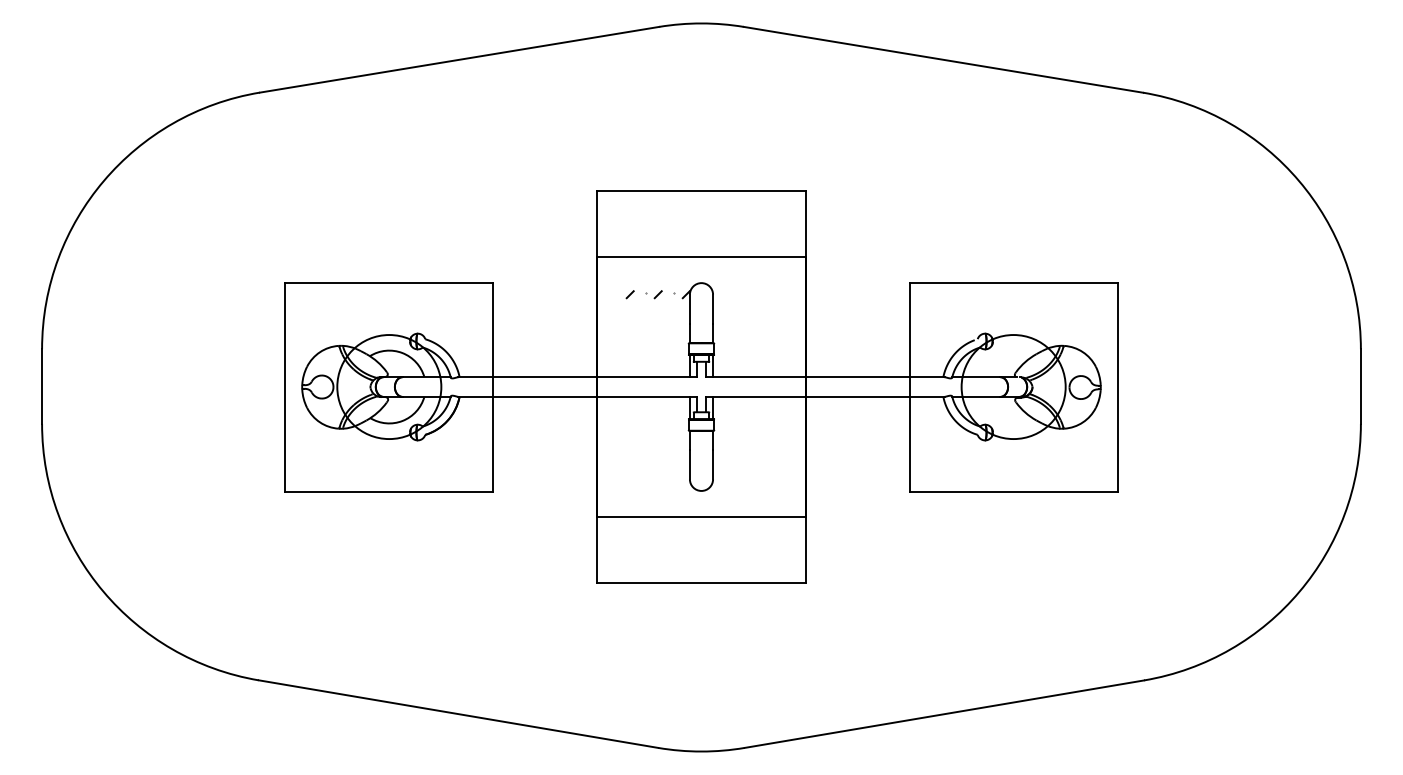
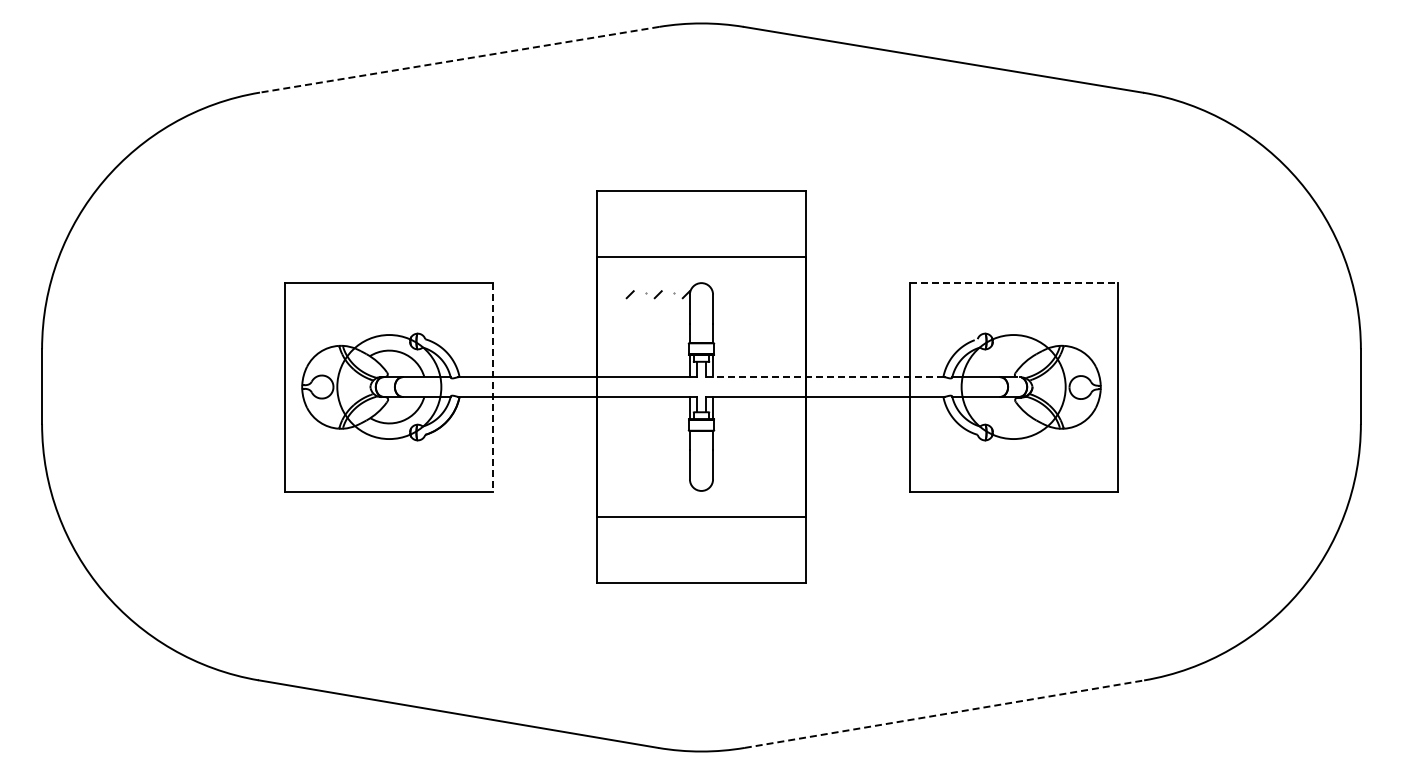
line: solid -> dashed (459, 59)
line: solid -> dashed (1014, 282)
line: solid -> dashed (824, 377)
line: solid -> dashed (493, 387)
line: solid -> dashed (944, 714)
